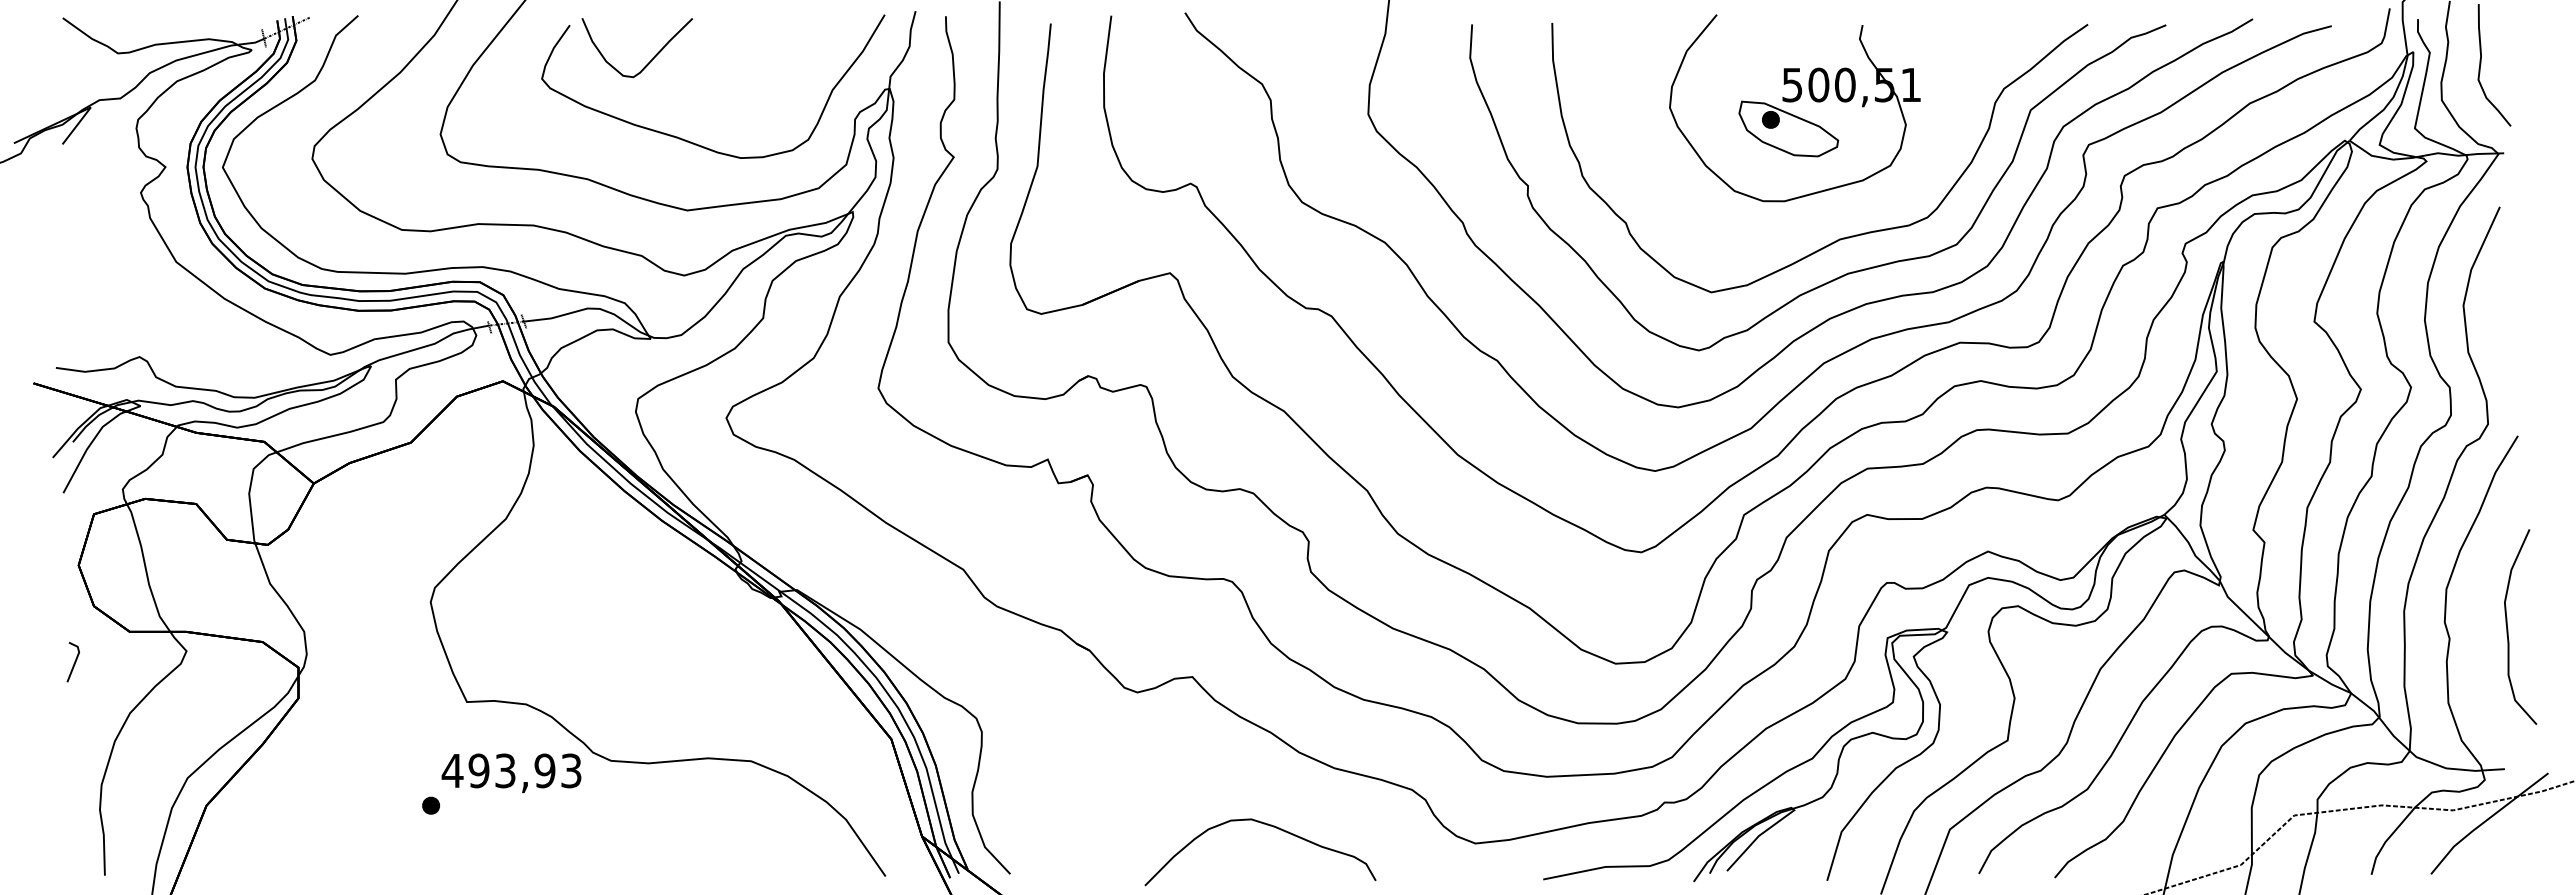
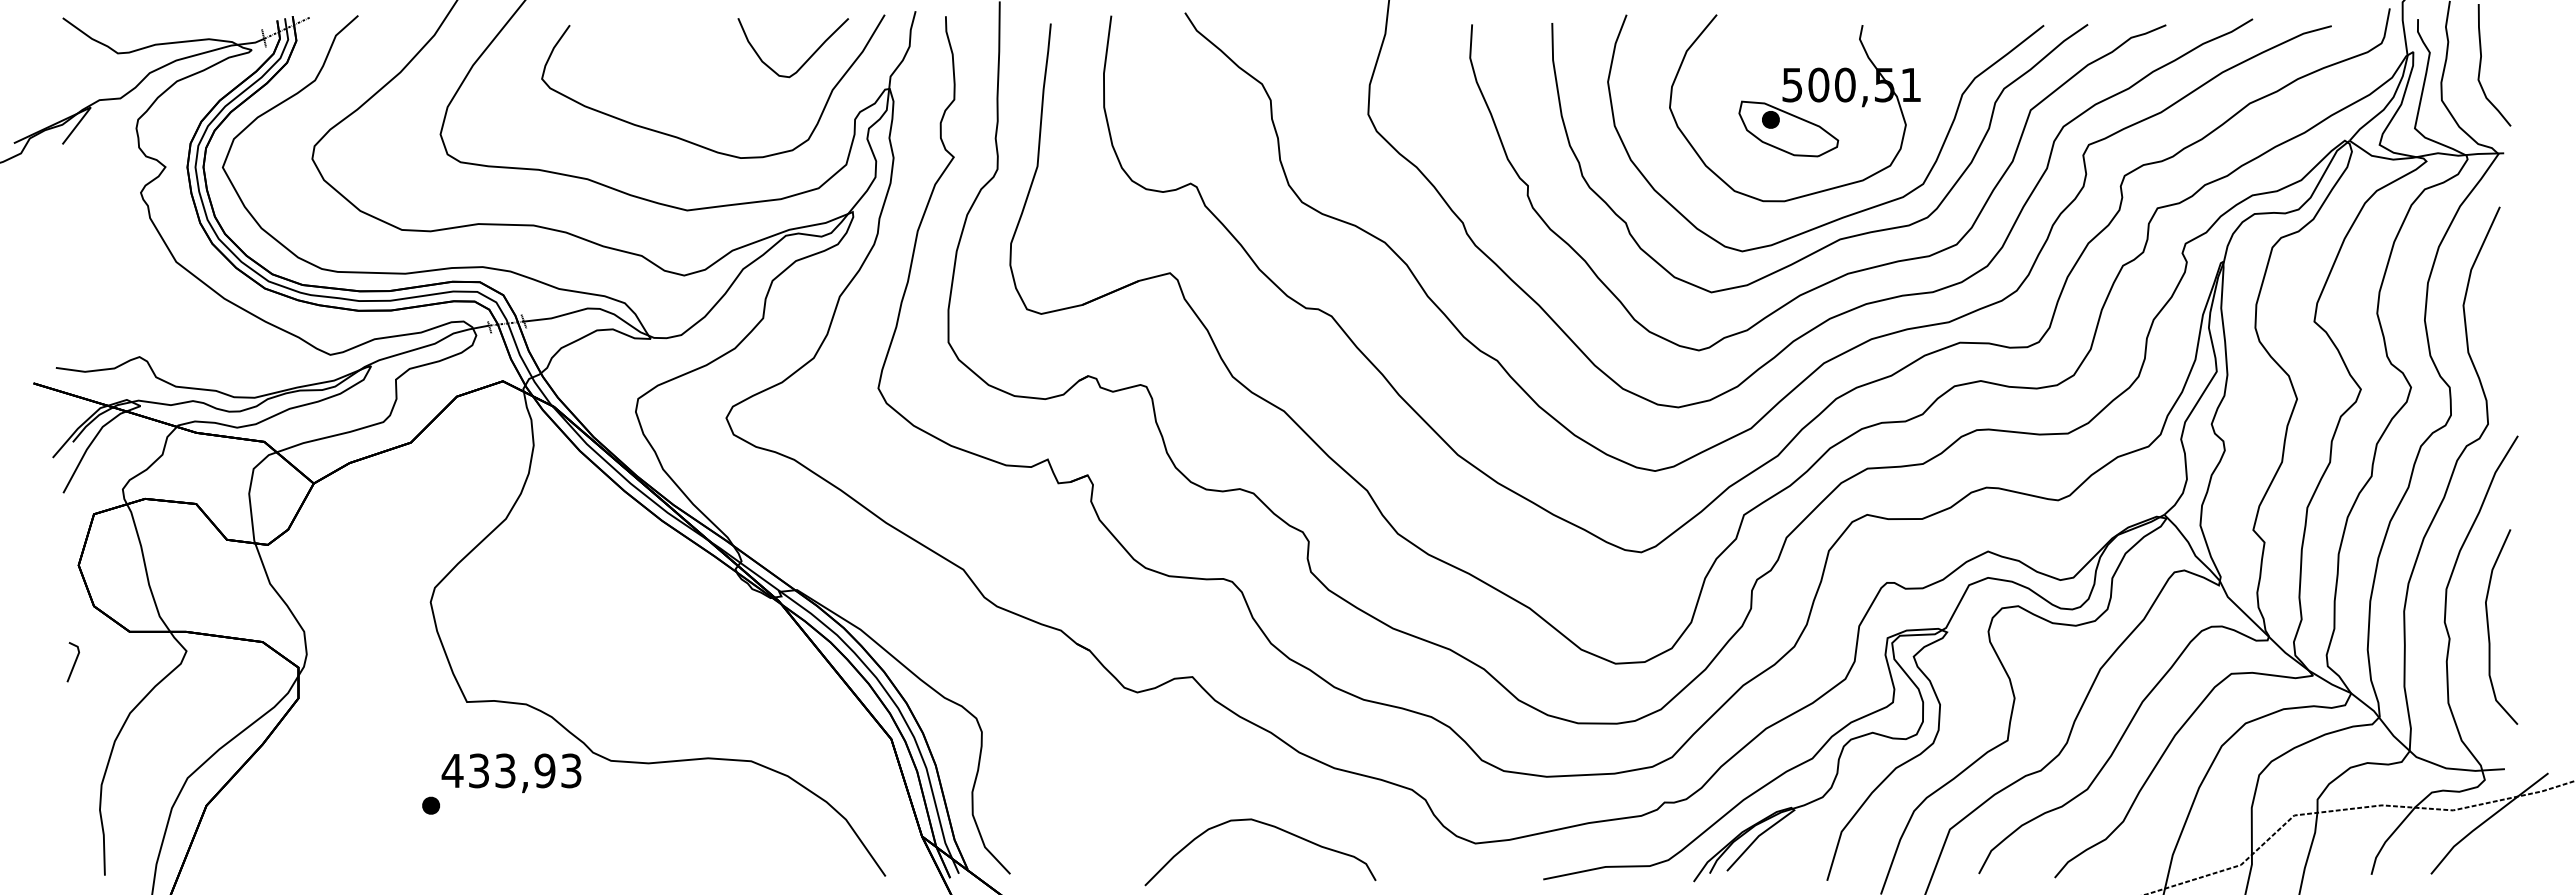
curve position: (650, 60) -> (806, 60) (806, 60)
part: none -> present (1851, 213)
curve position: (2508, 628) -> (2489, 628) (2489, 628)
text: 493,93 -> 433,93 (478, 770)
